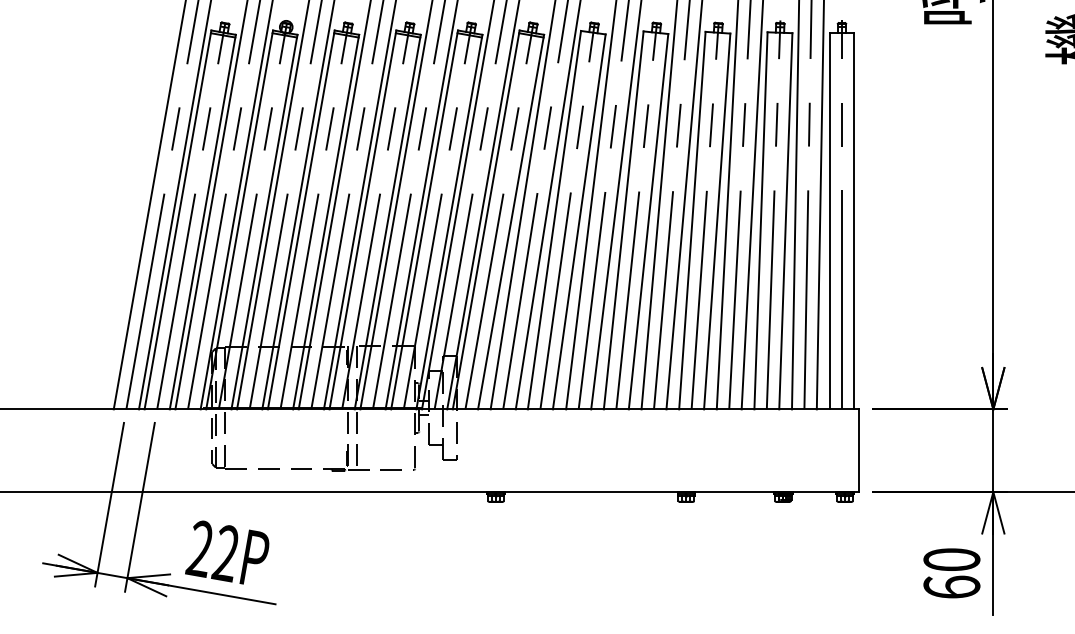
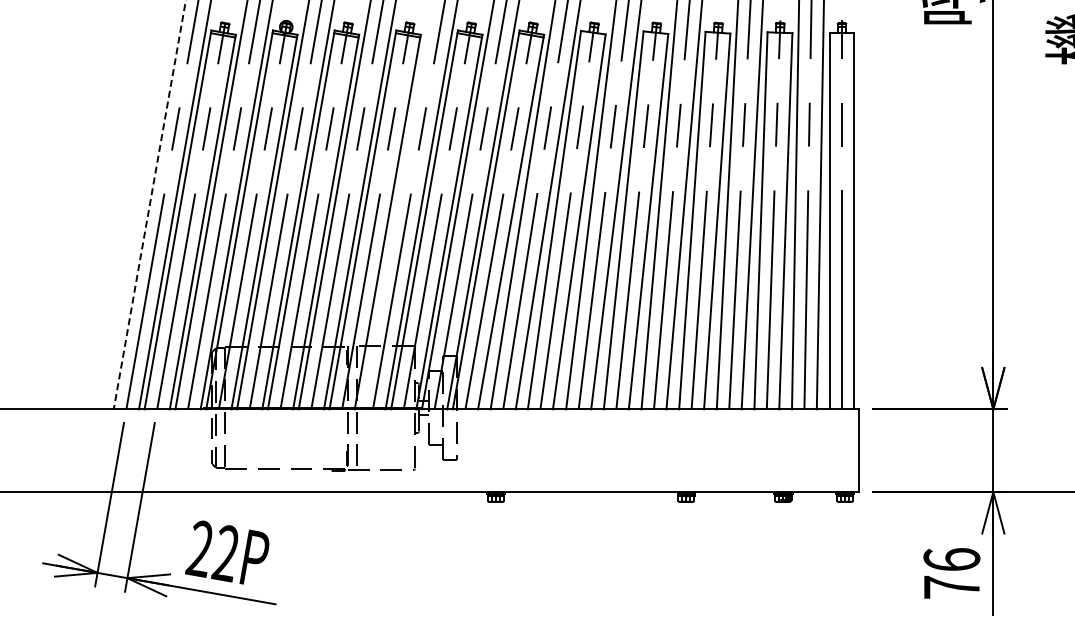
line: solid -> dashed (149, 204)
line: present -> none (396, 205)
text: 60 -> 76 (951, 573)
